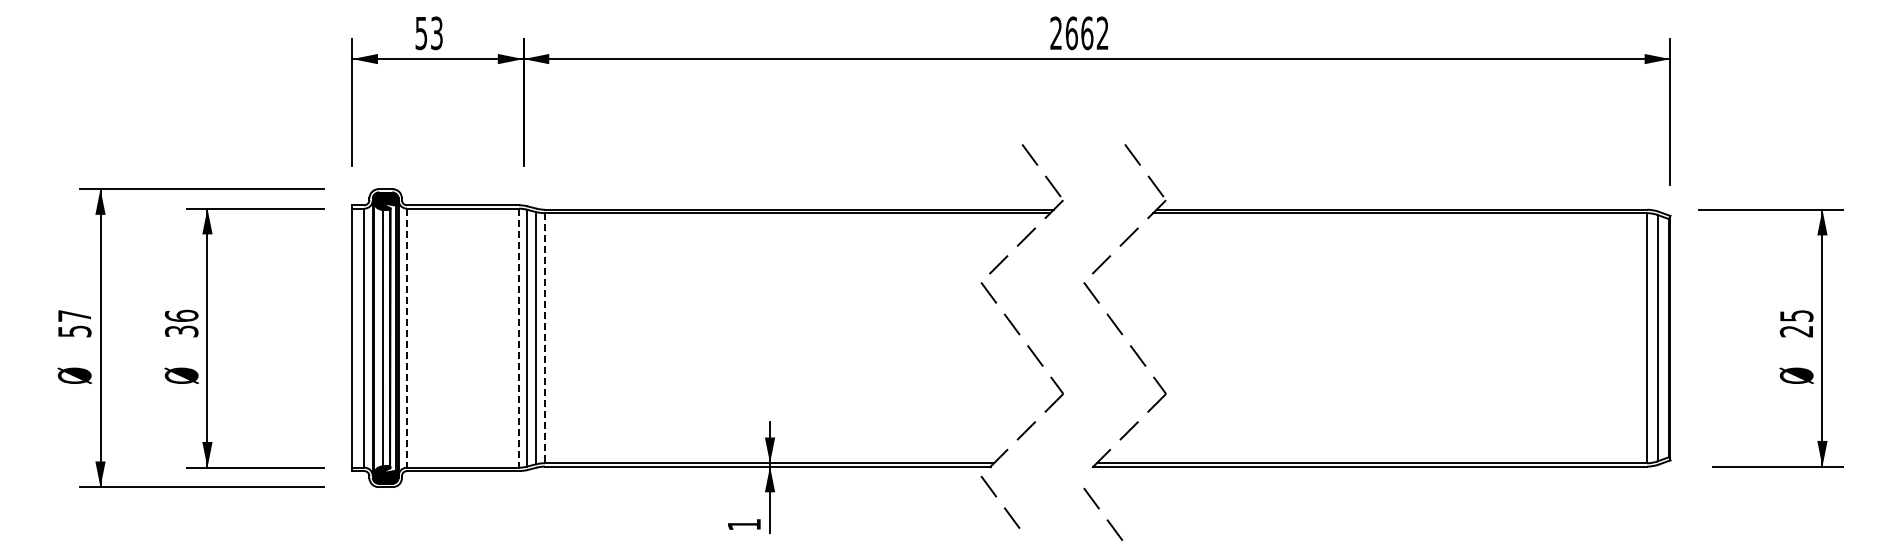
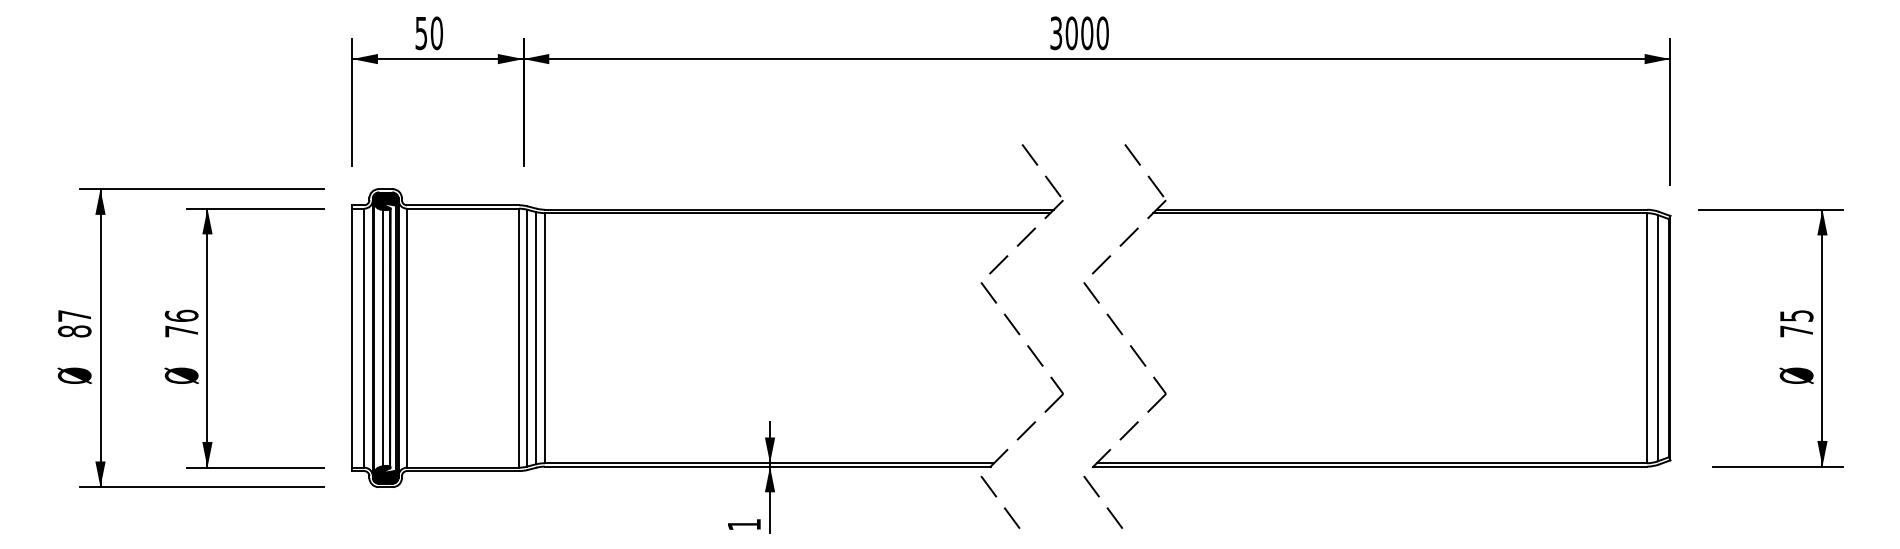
text: 53 -> 50 (436, 33)
text: 2662 -> 3000 (1079, 33)
text: 57 -> 87 (74, 331)
text: 36 -> 76 (181, 331)
text: 25 -> 75 (1795, 331)
line: dashed -> solid (407, 338)
line: dashed -> solid (519, 338)
line: dashed -> solid (545, 338)
line position: (1099, 509) -> (1099, 497) (1099, 497)
